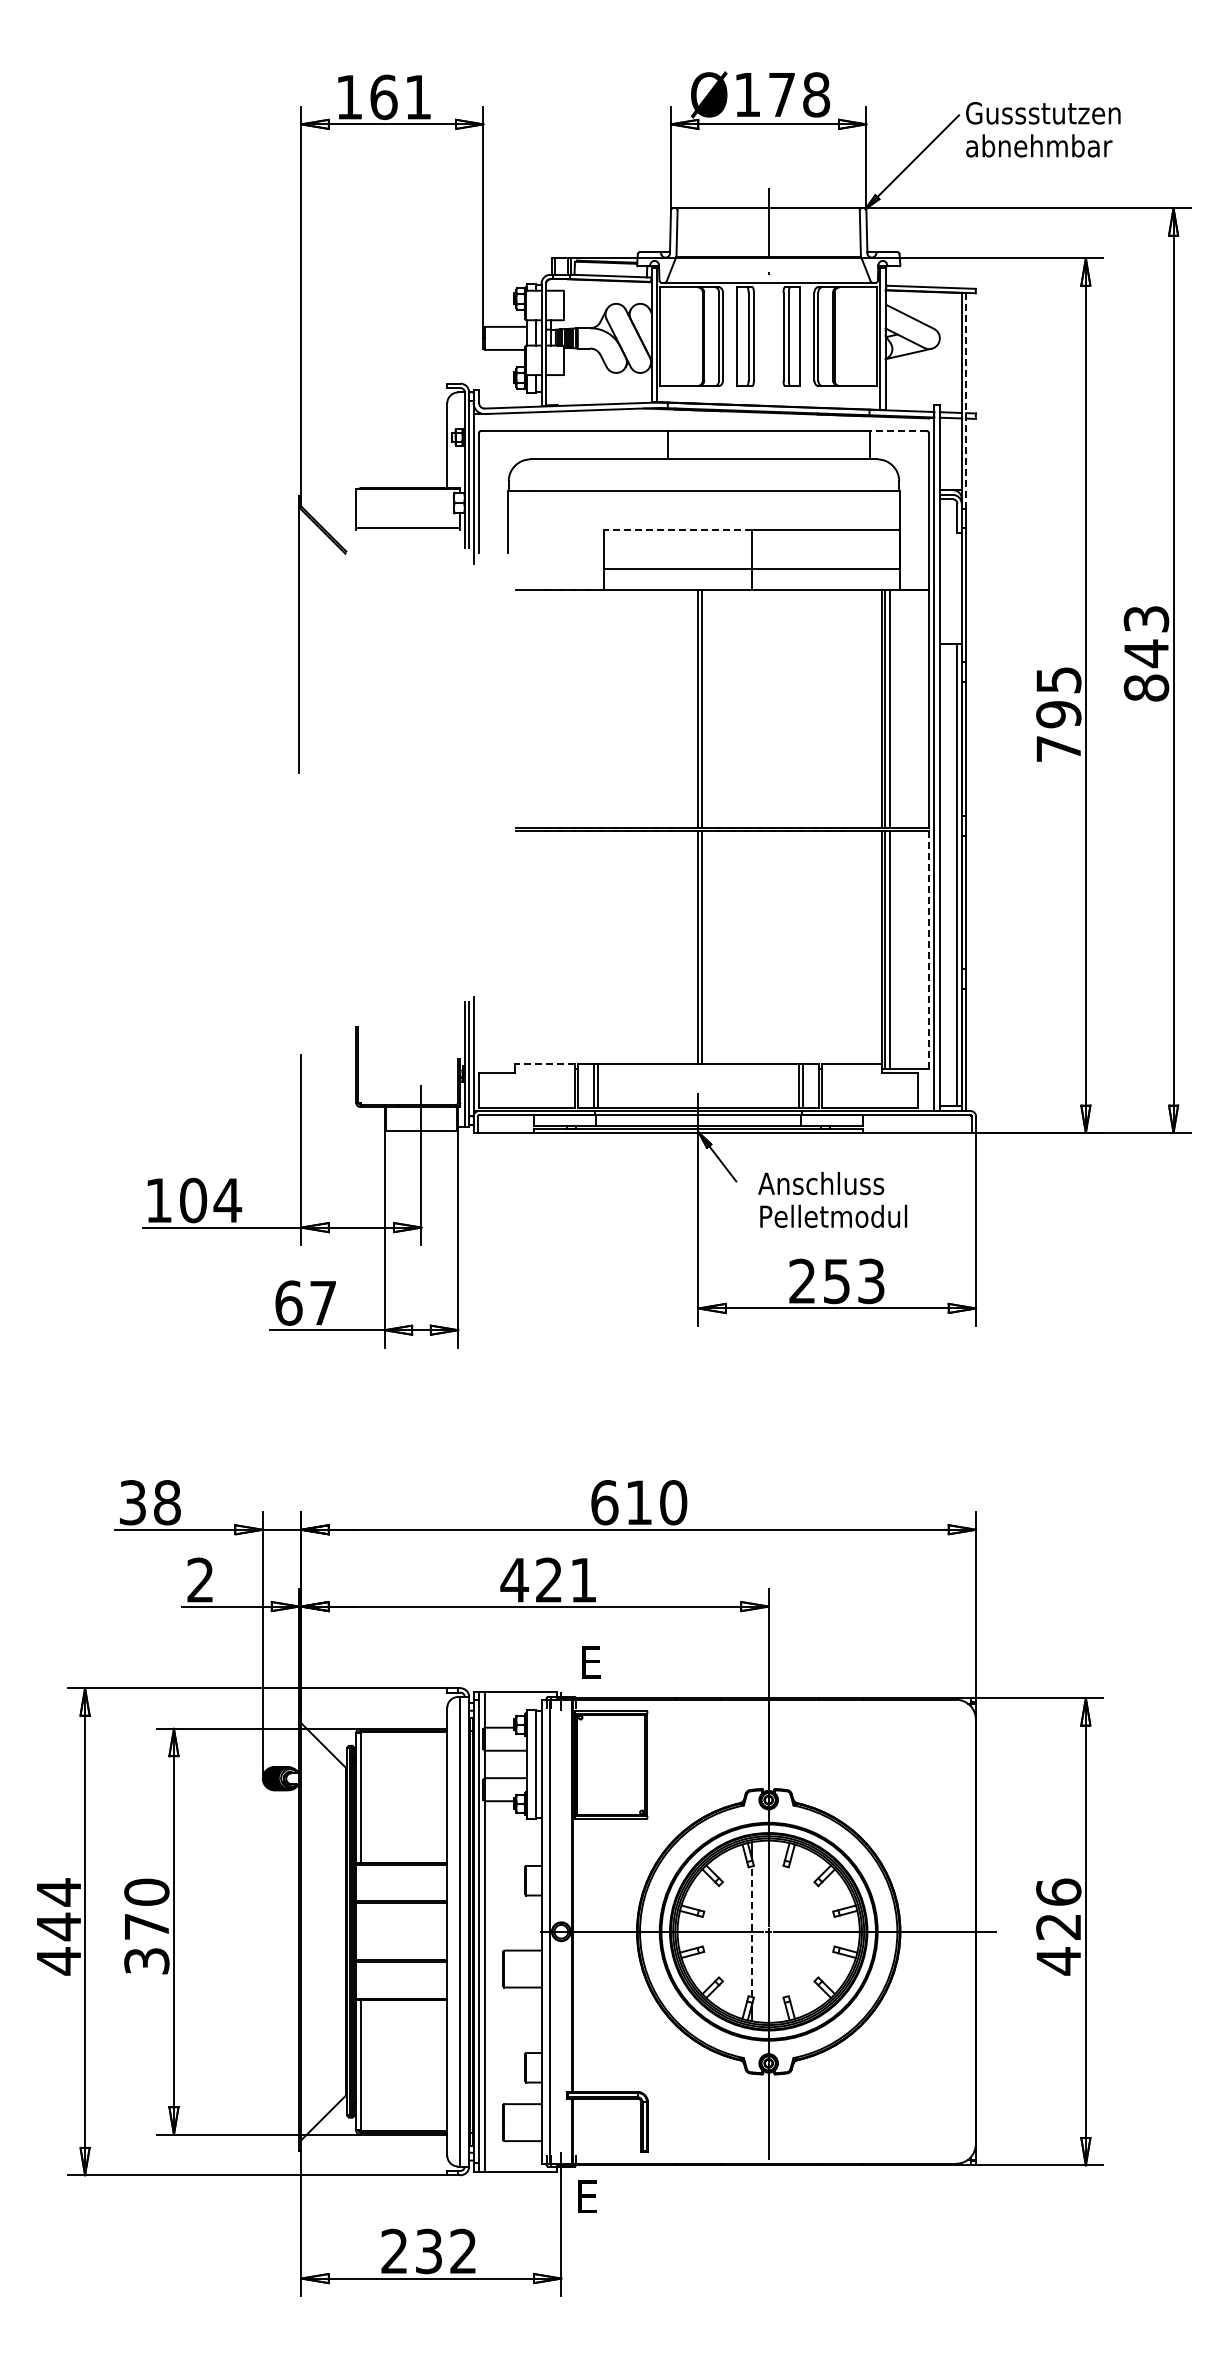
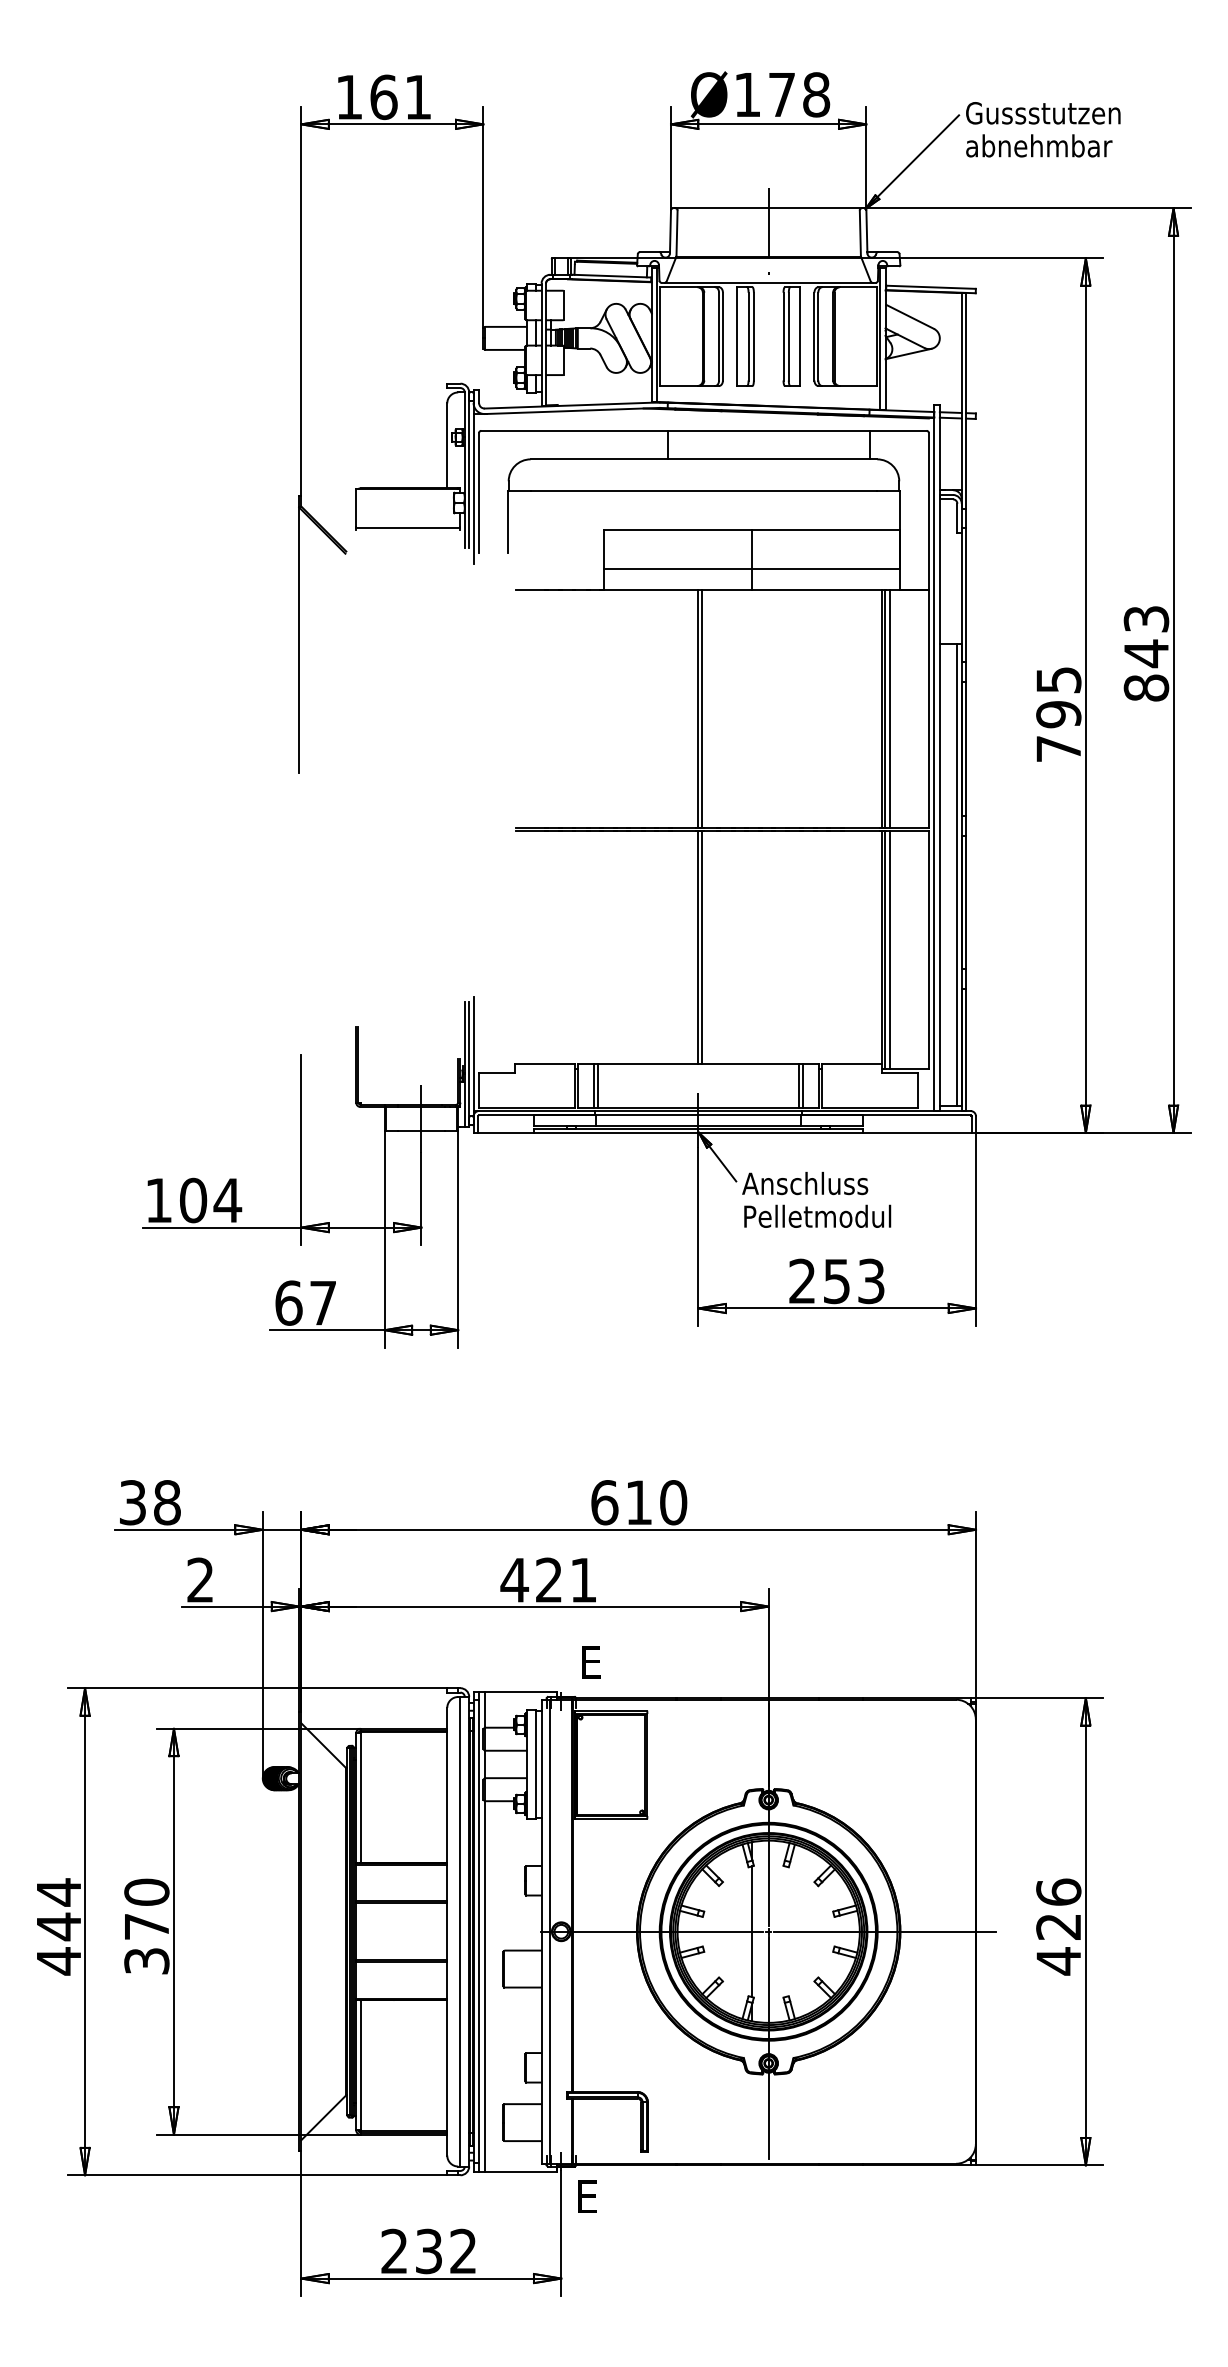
line: dashed -> solid (966, 400)
line: dashed -> solid (898, 430)
line: dashed -> solid (677, 530)
line: dashed -> solid (928, 949)
line: dashed -> solid (544, 1063)
text position: (832, 1199) -> (816, 1199) (816, 1199)
line: dashed -> solid (752, 1931)
